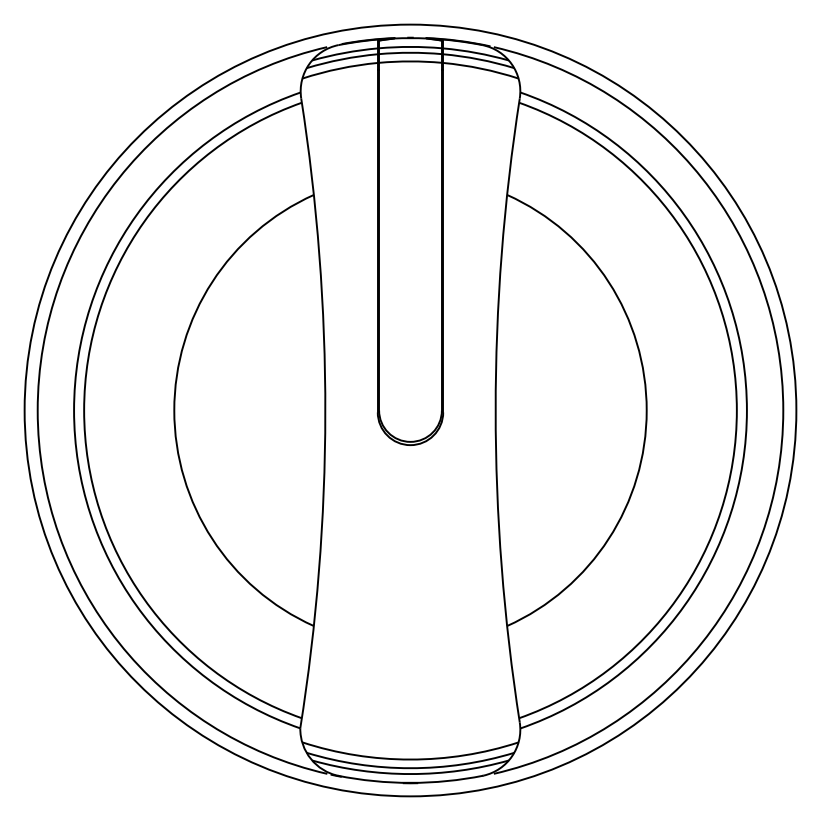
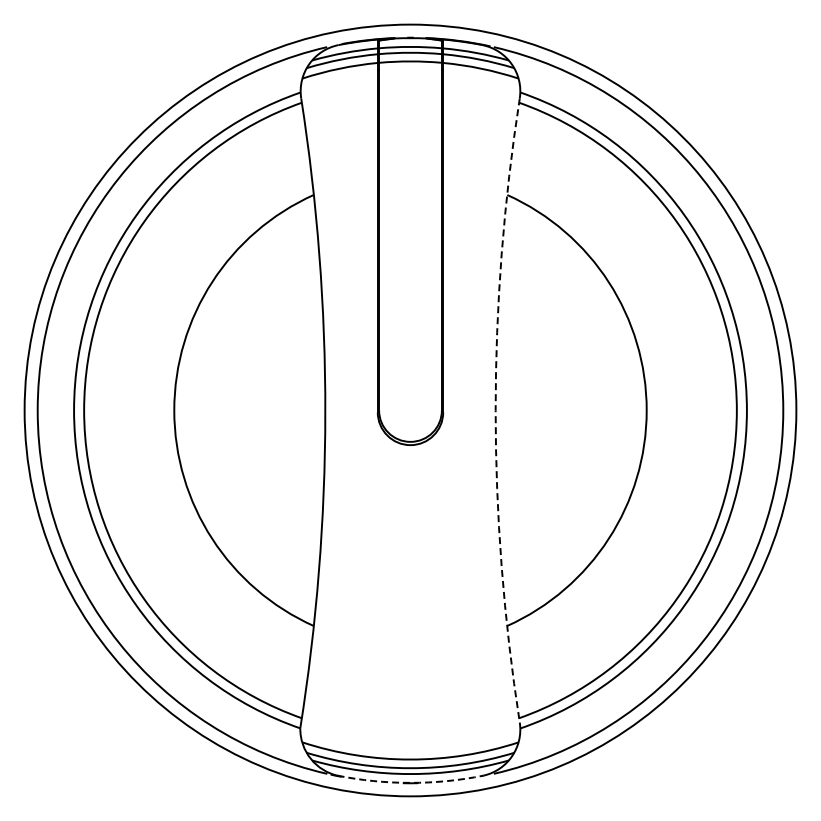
arc: solid -> dashed (495, 410)
arc: solid -> dashed (410, 782)
